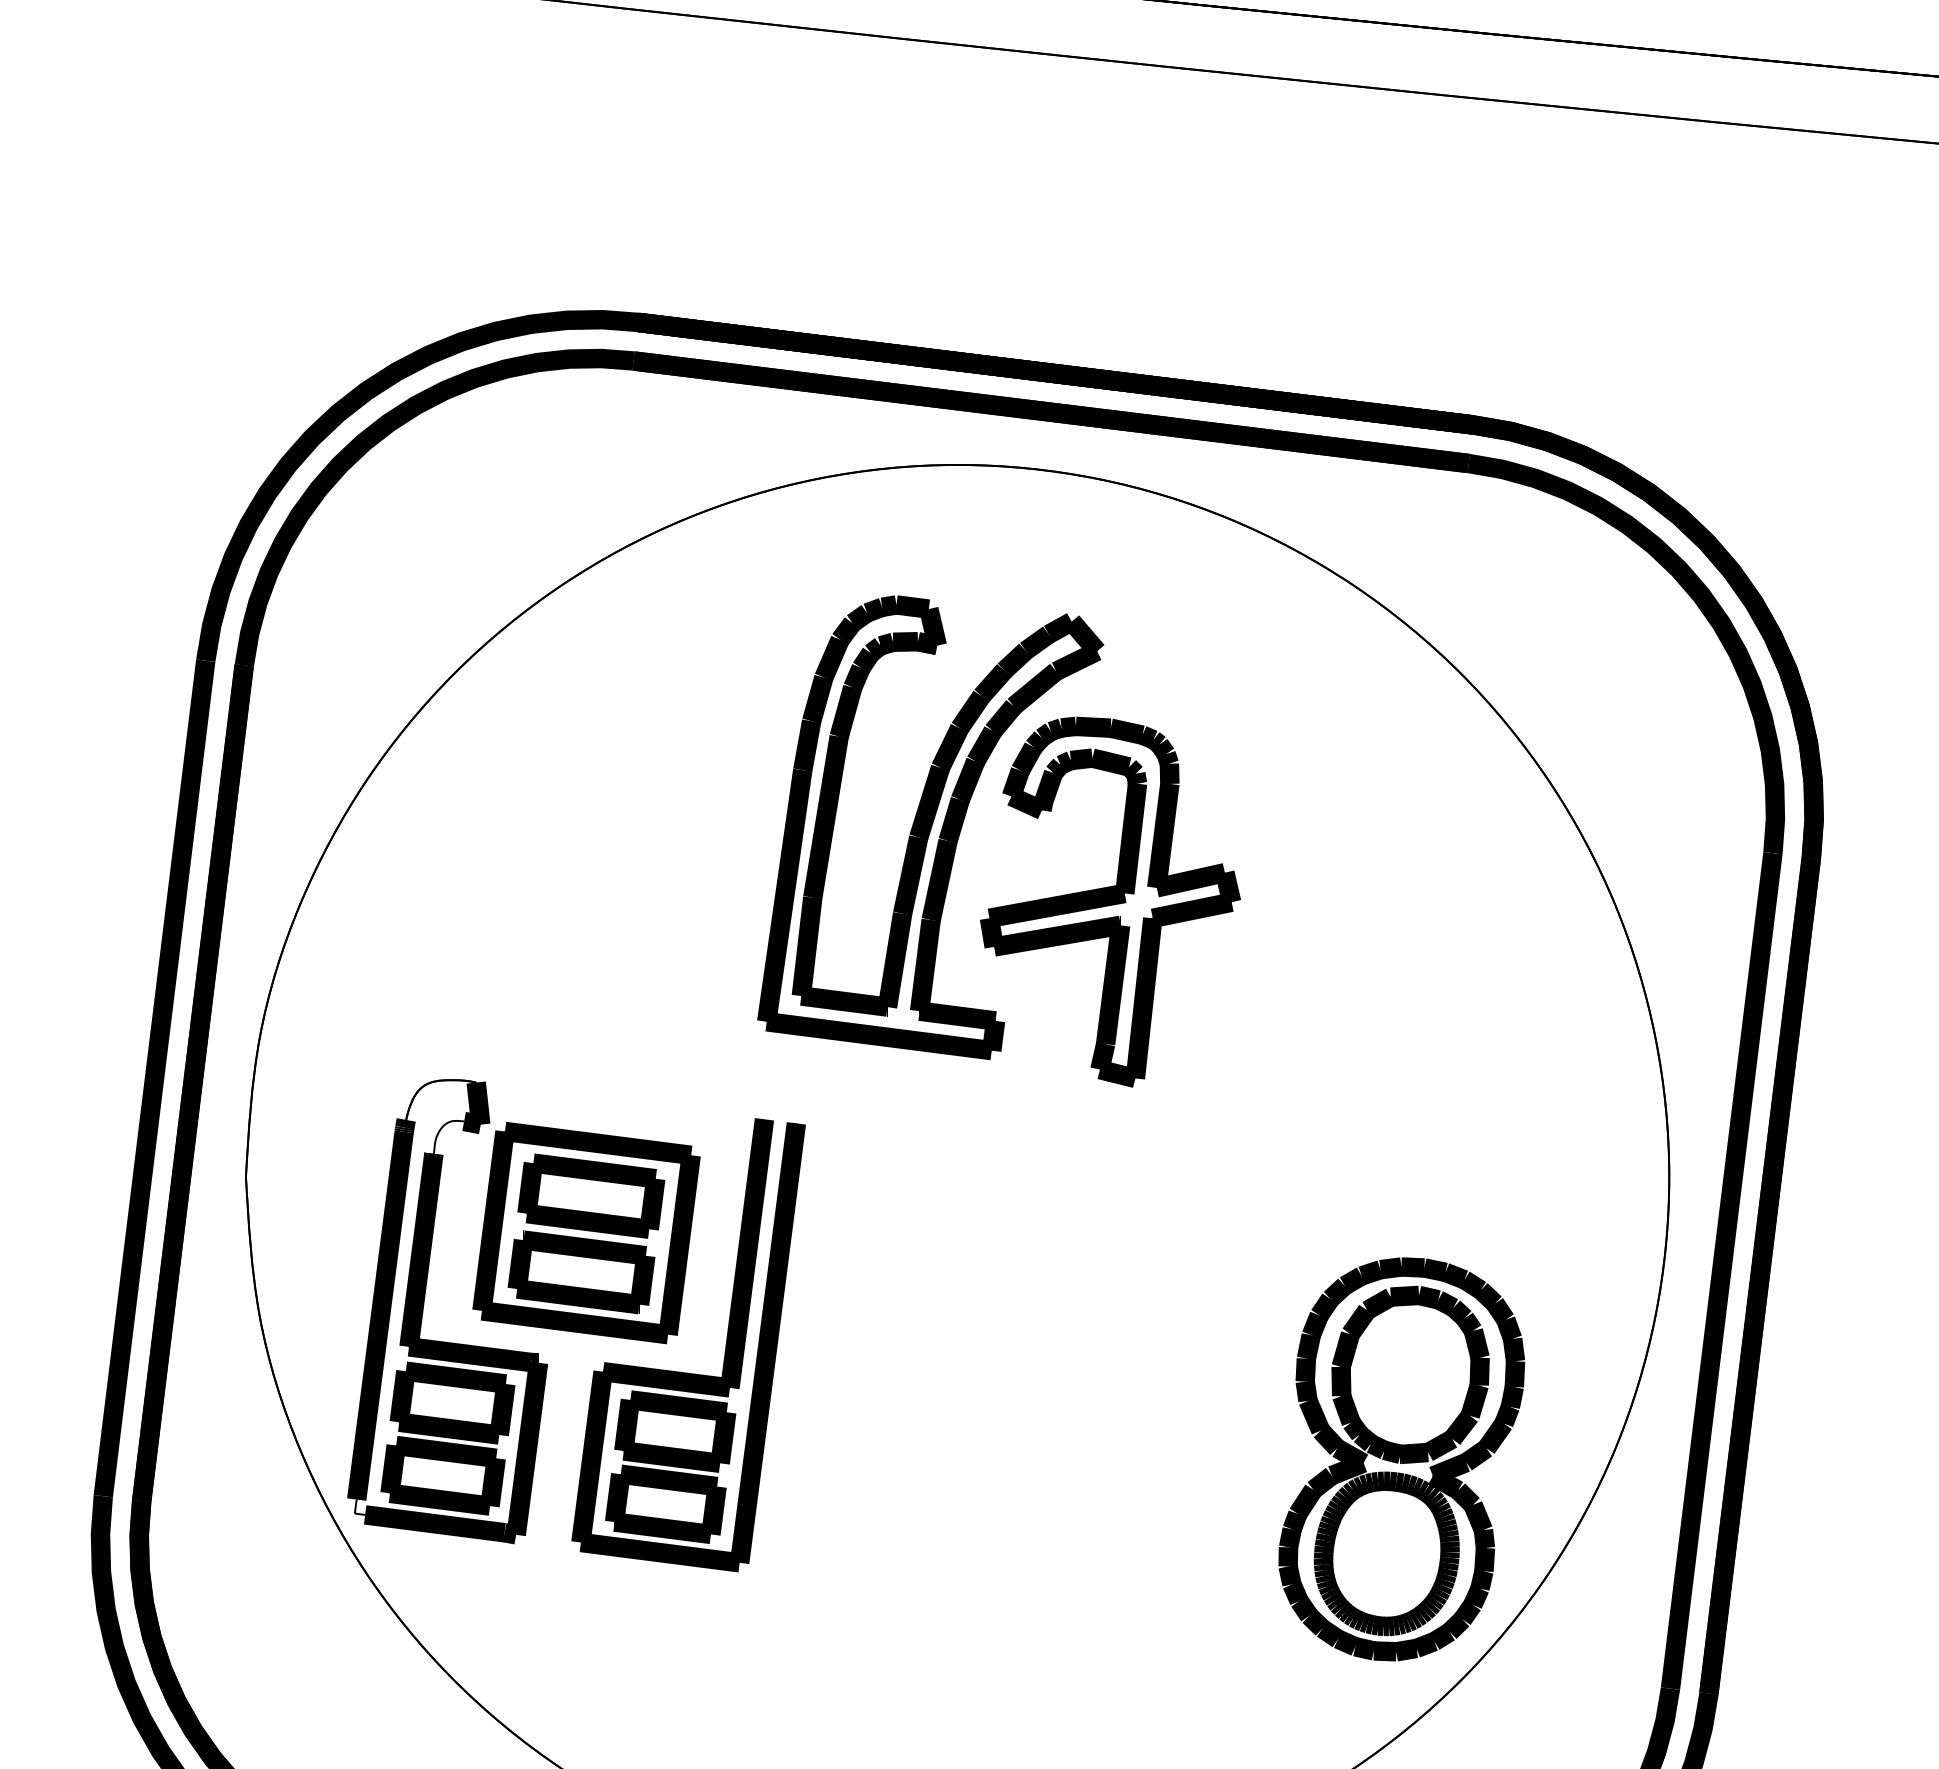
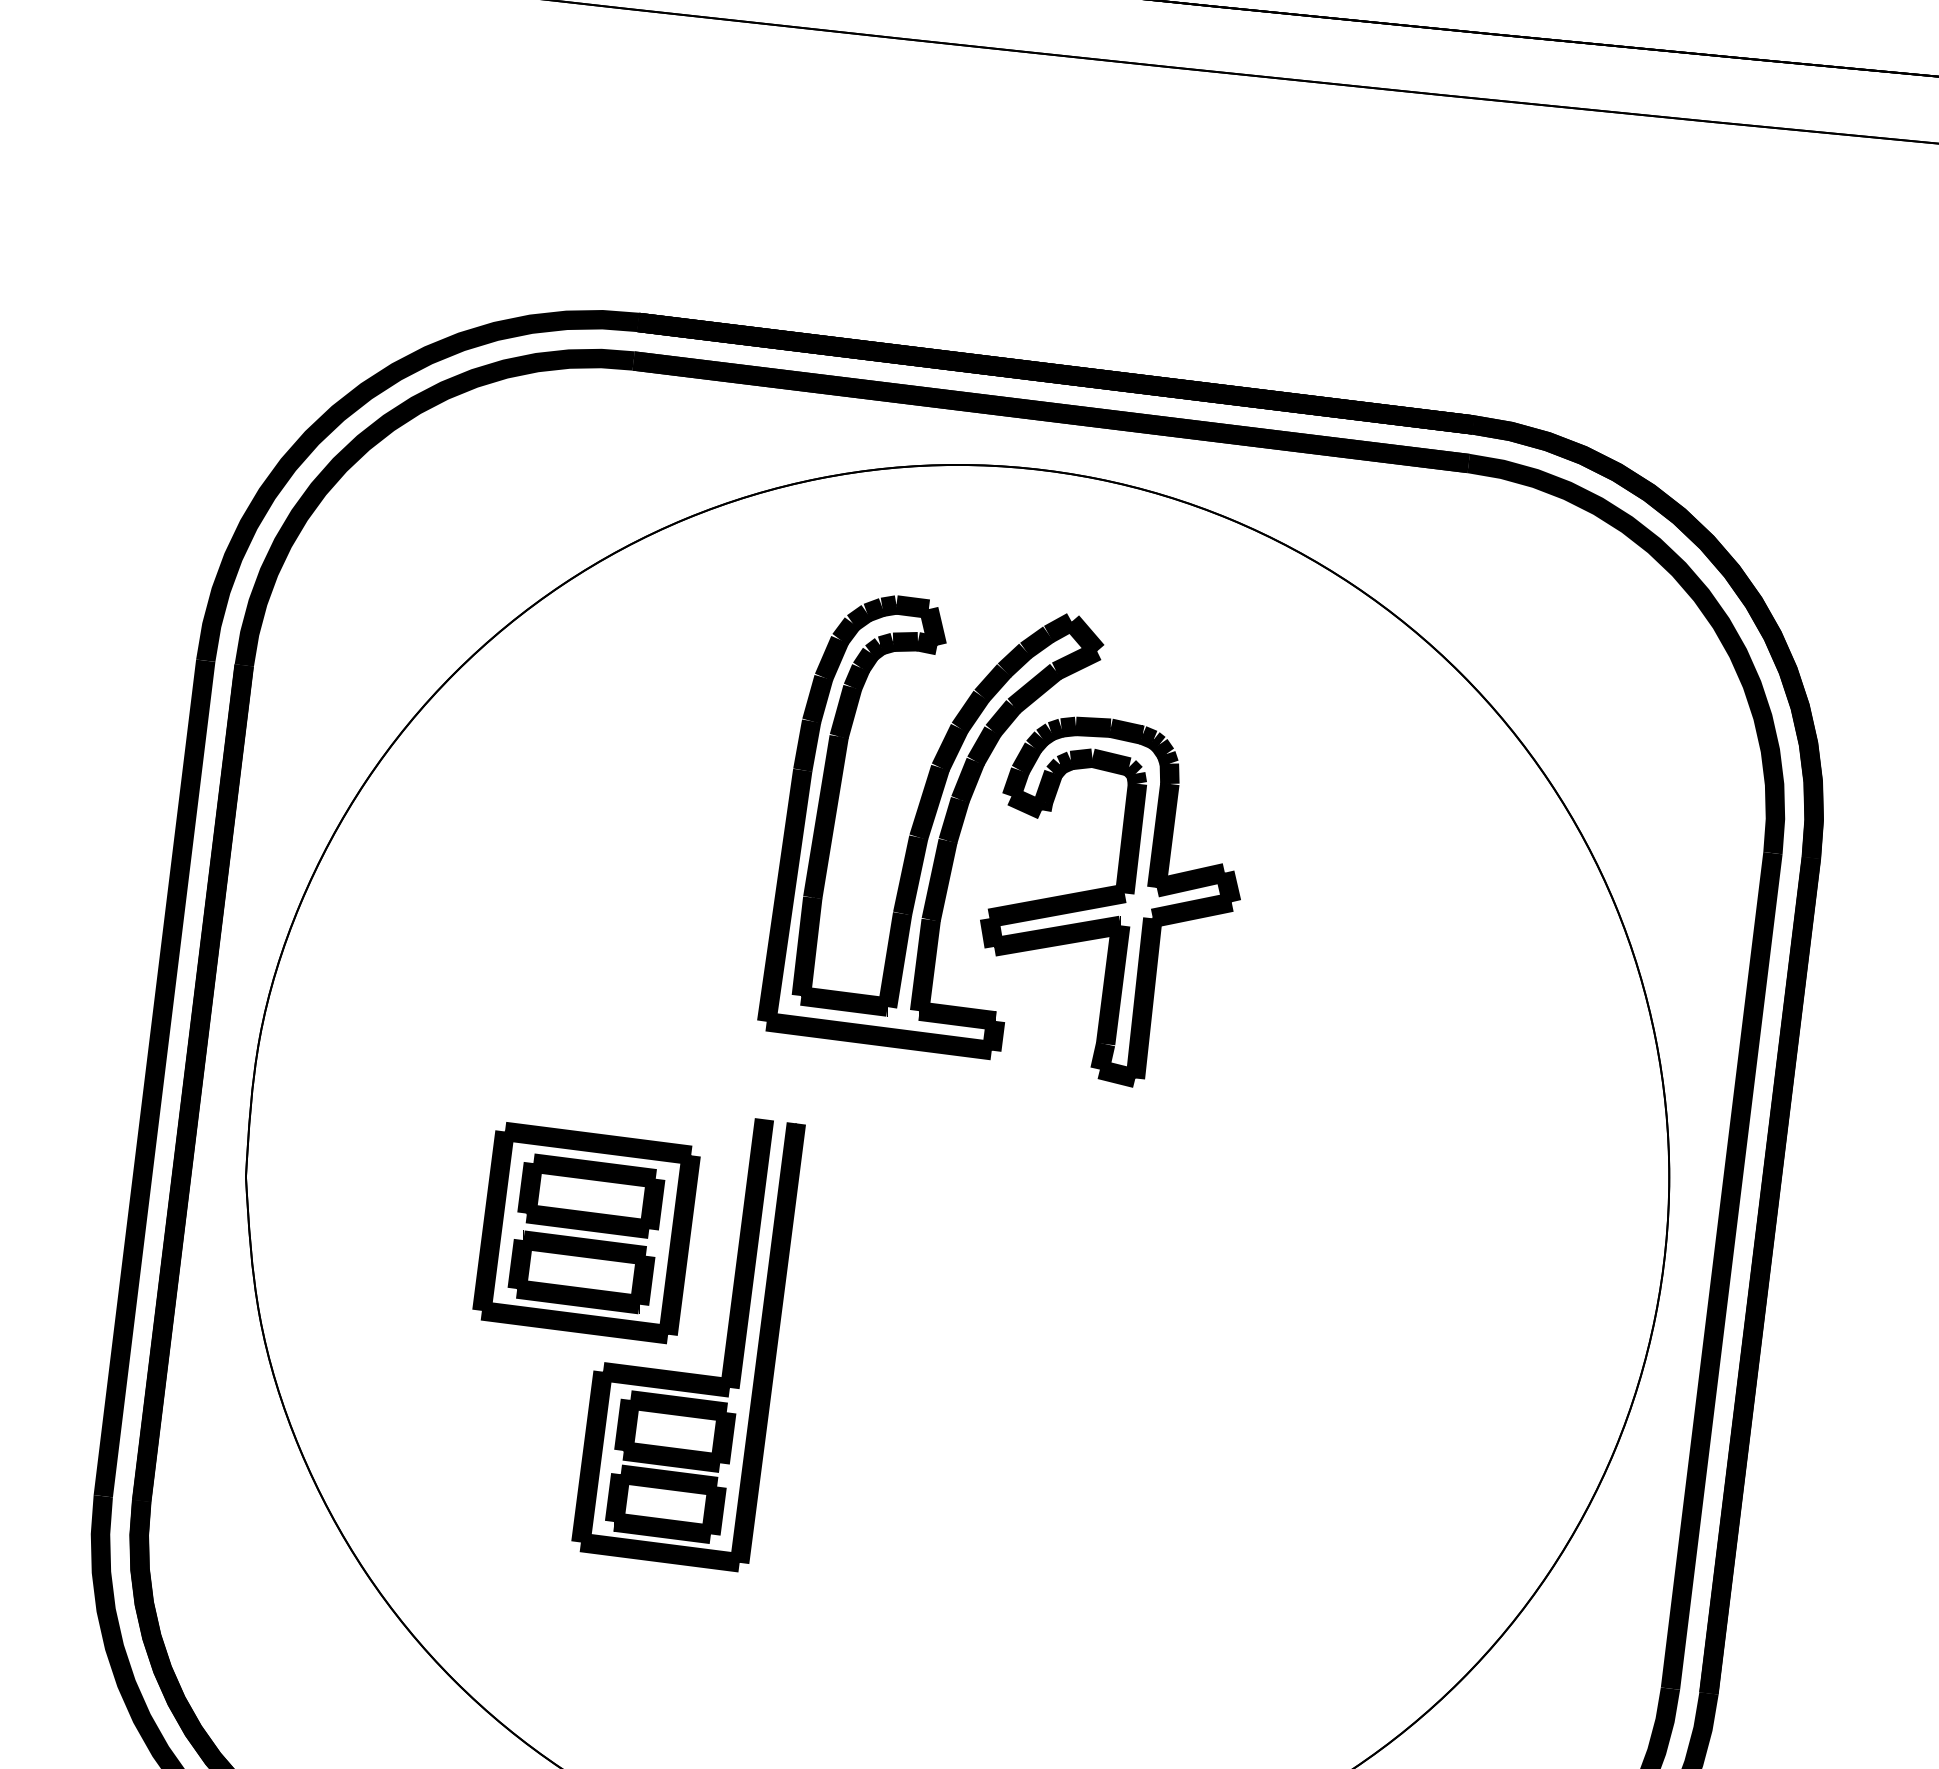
part: present -> none (424, 1305)
part: present -> none (1401, 1459)
